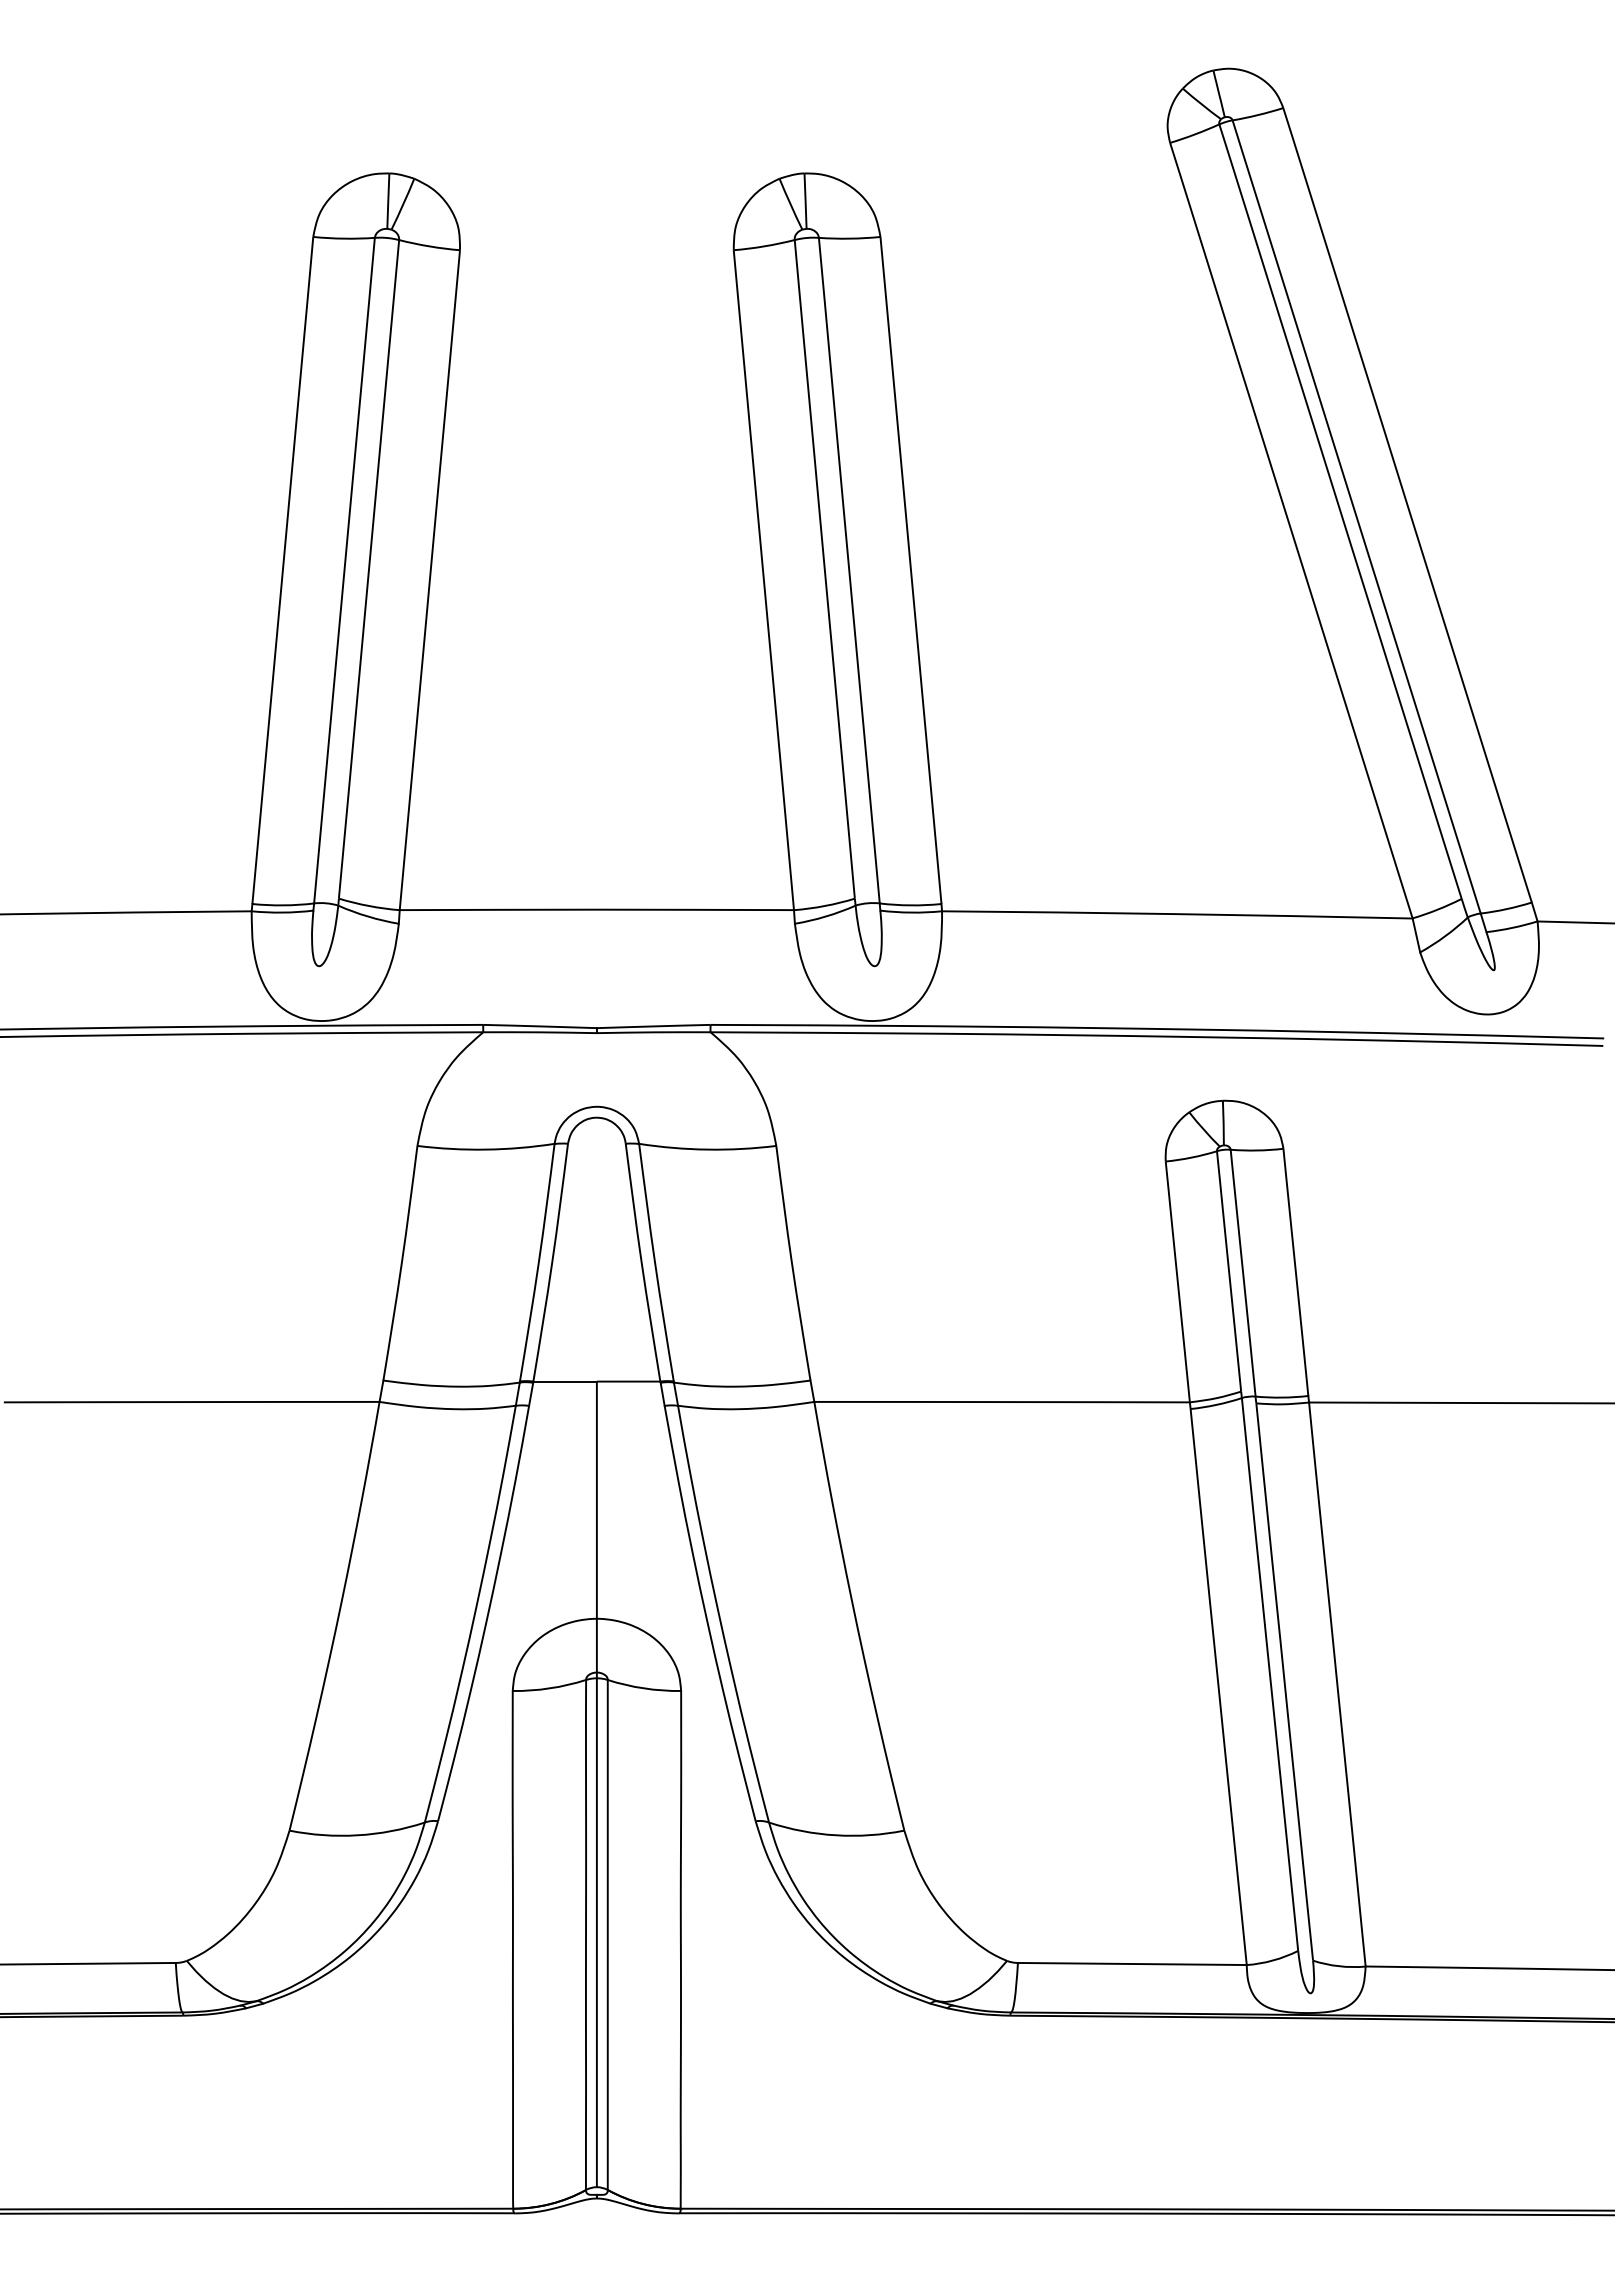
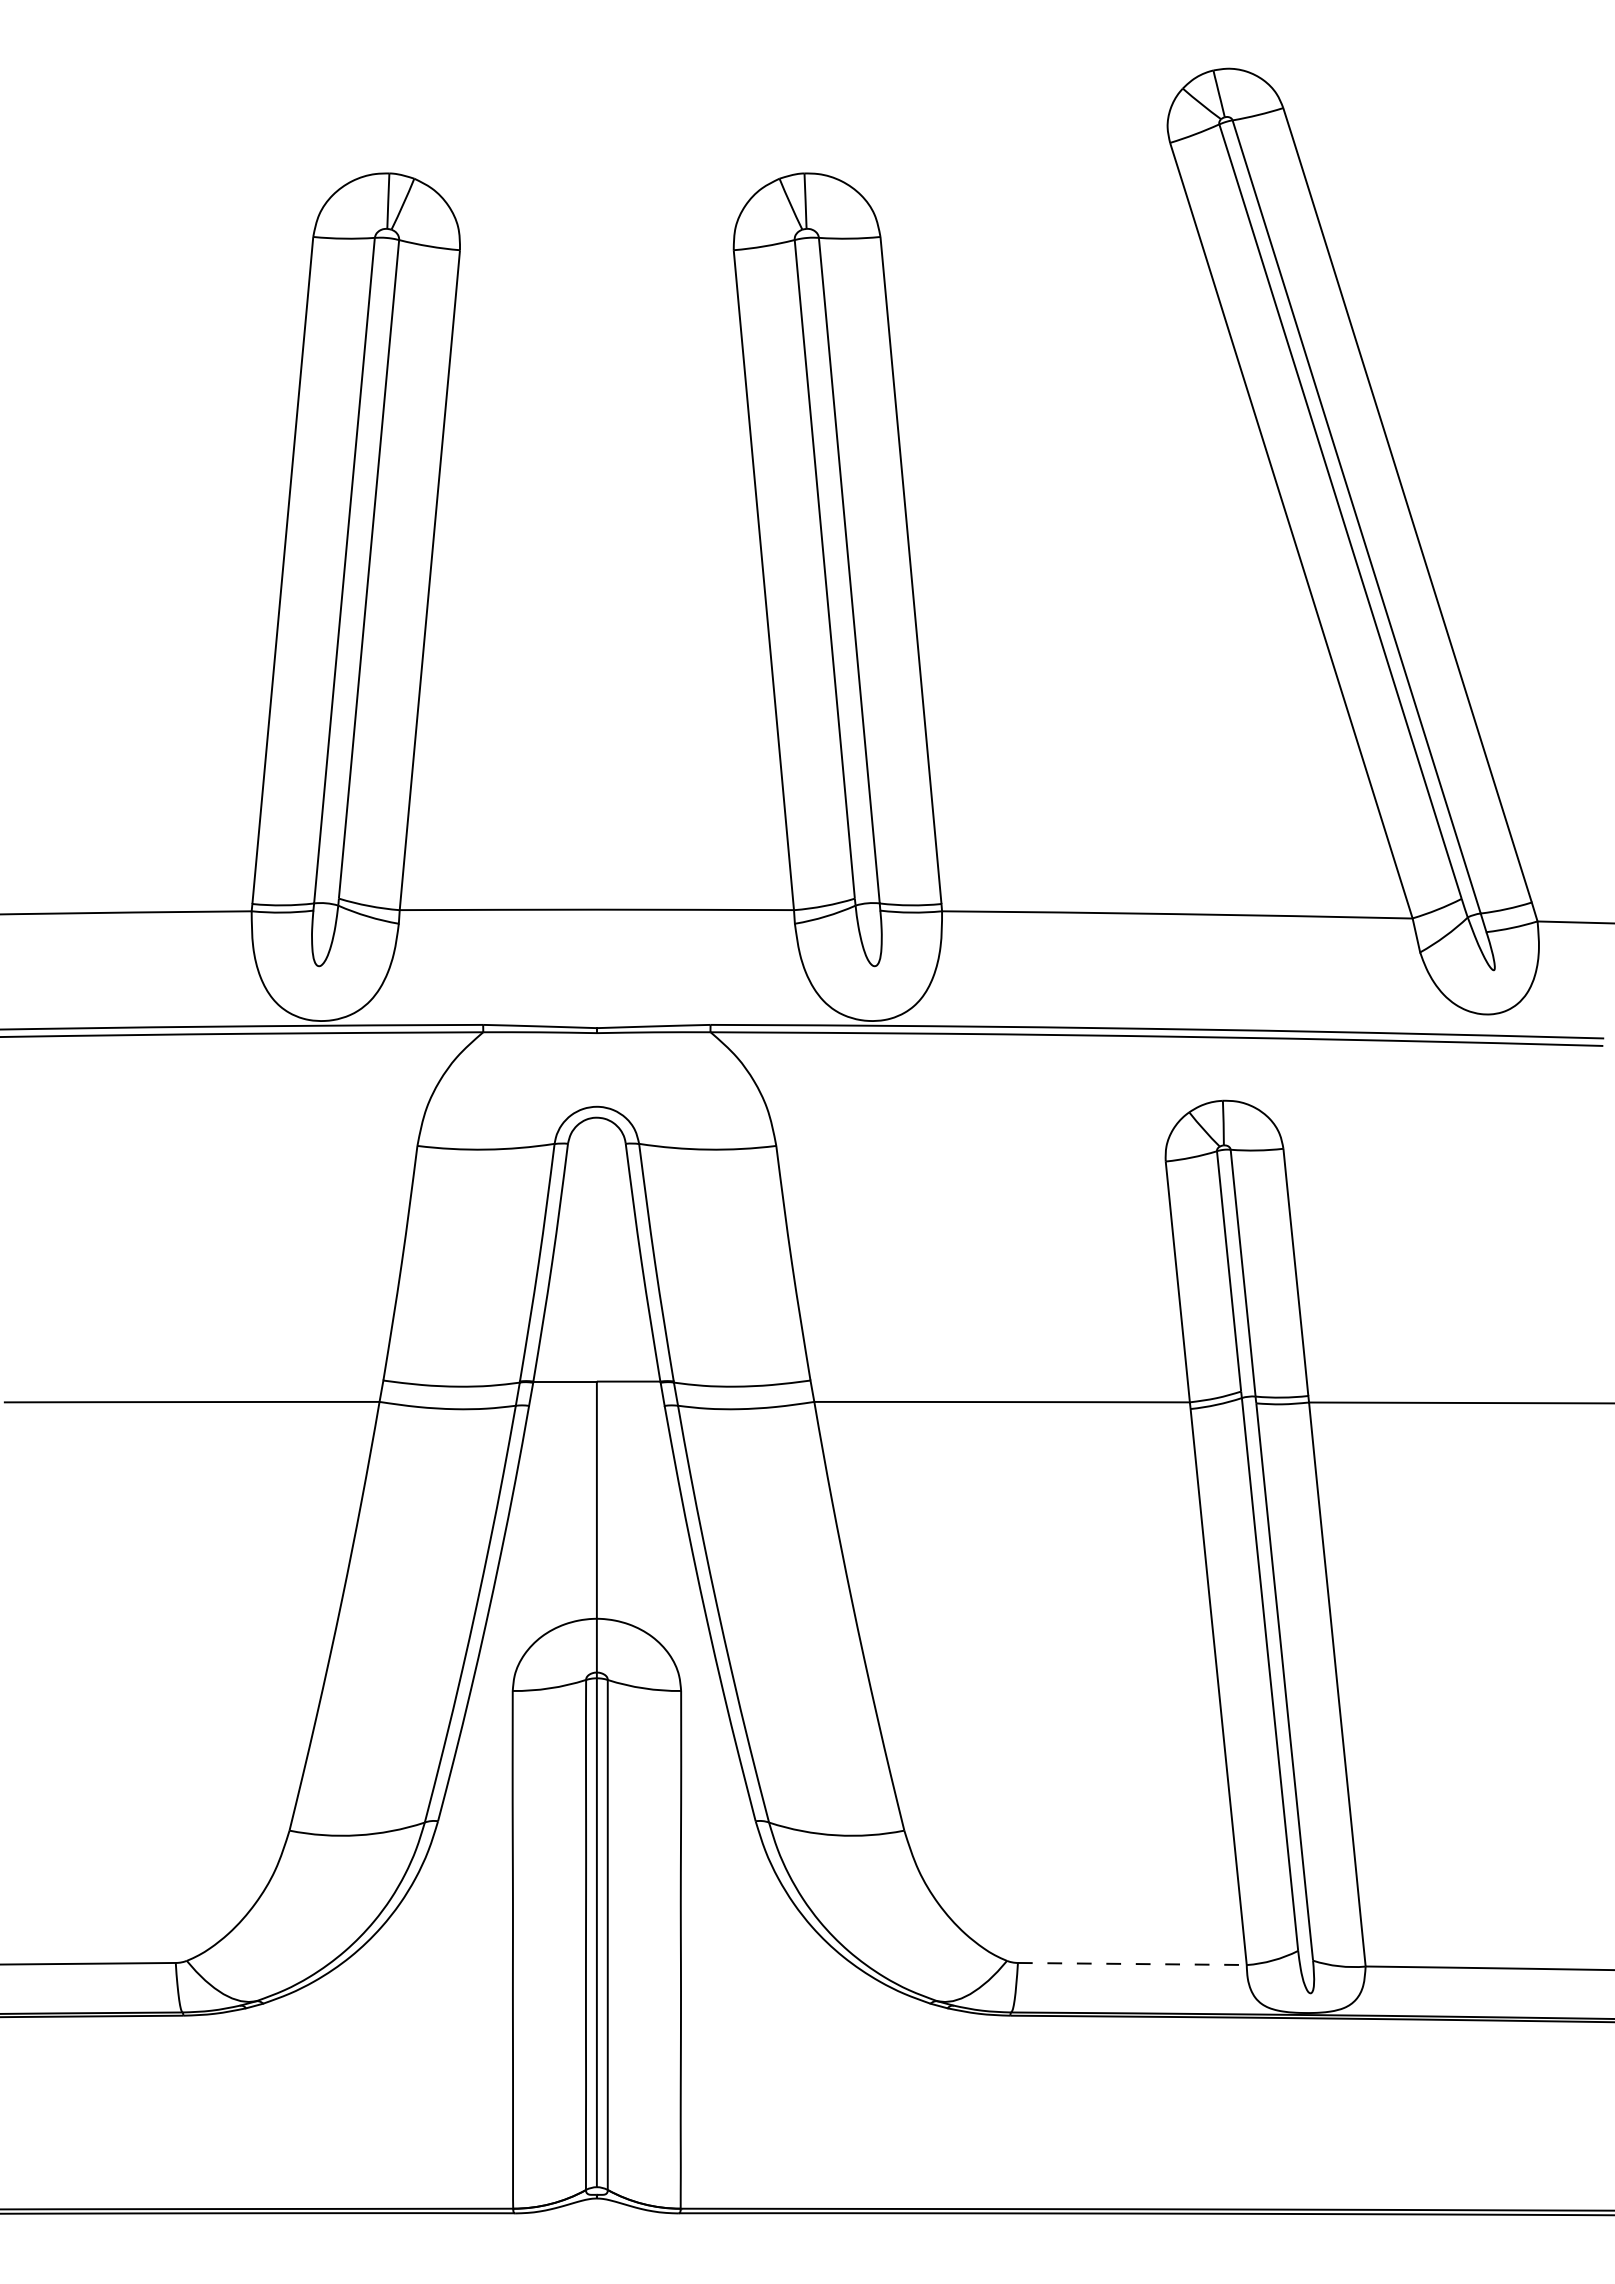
line: solid -> dashed (1132, 1964)
